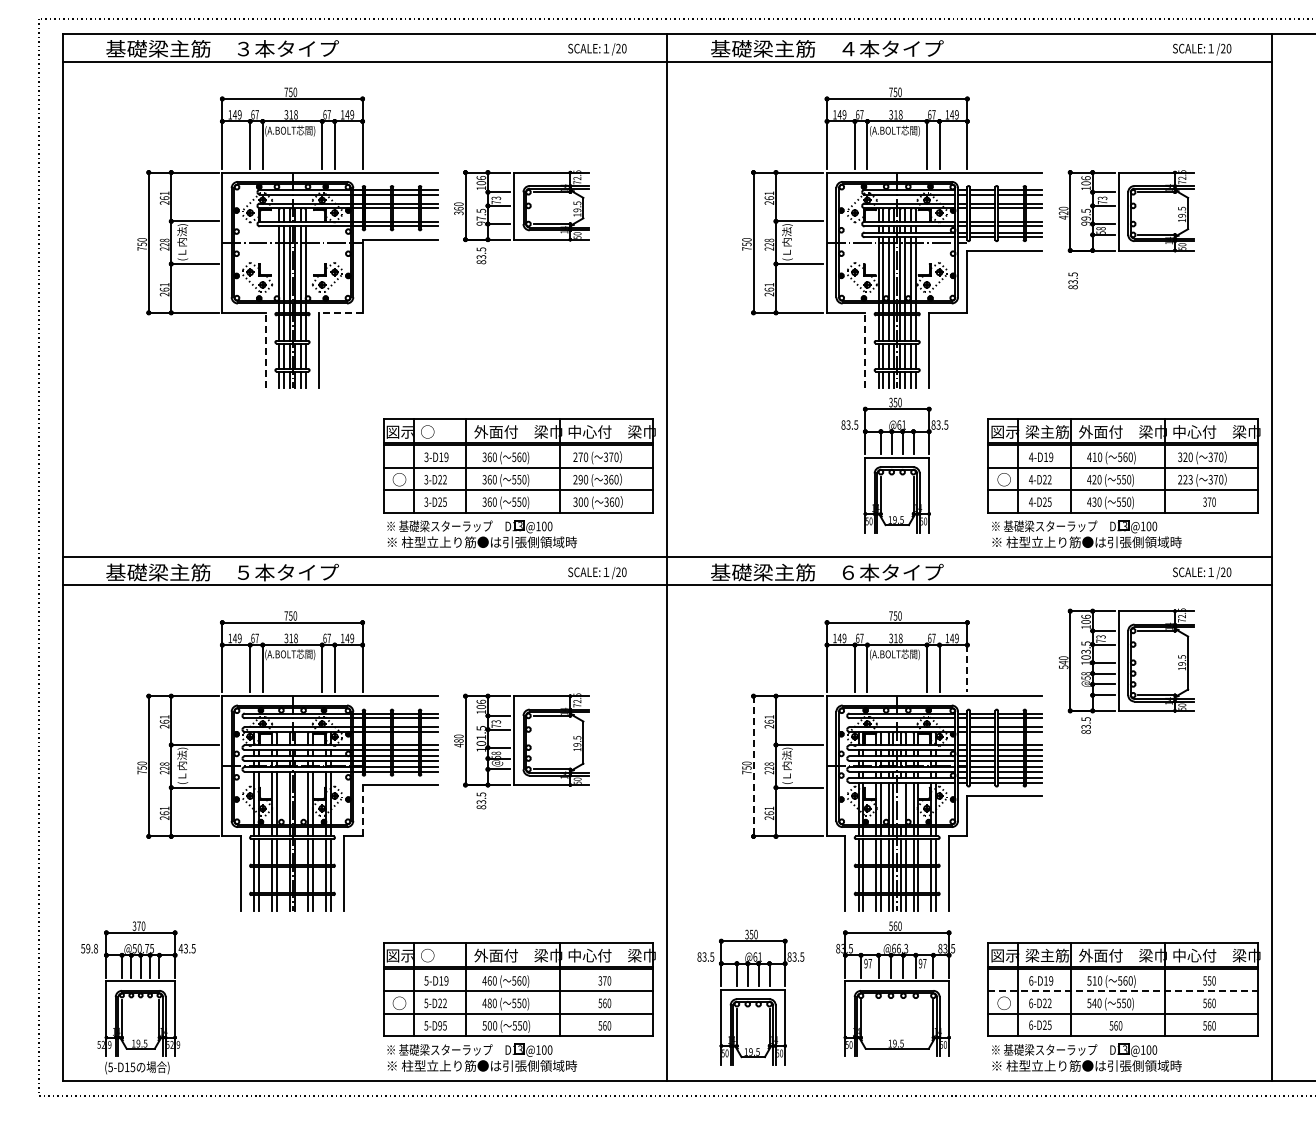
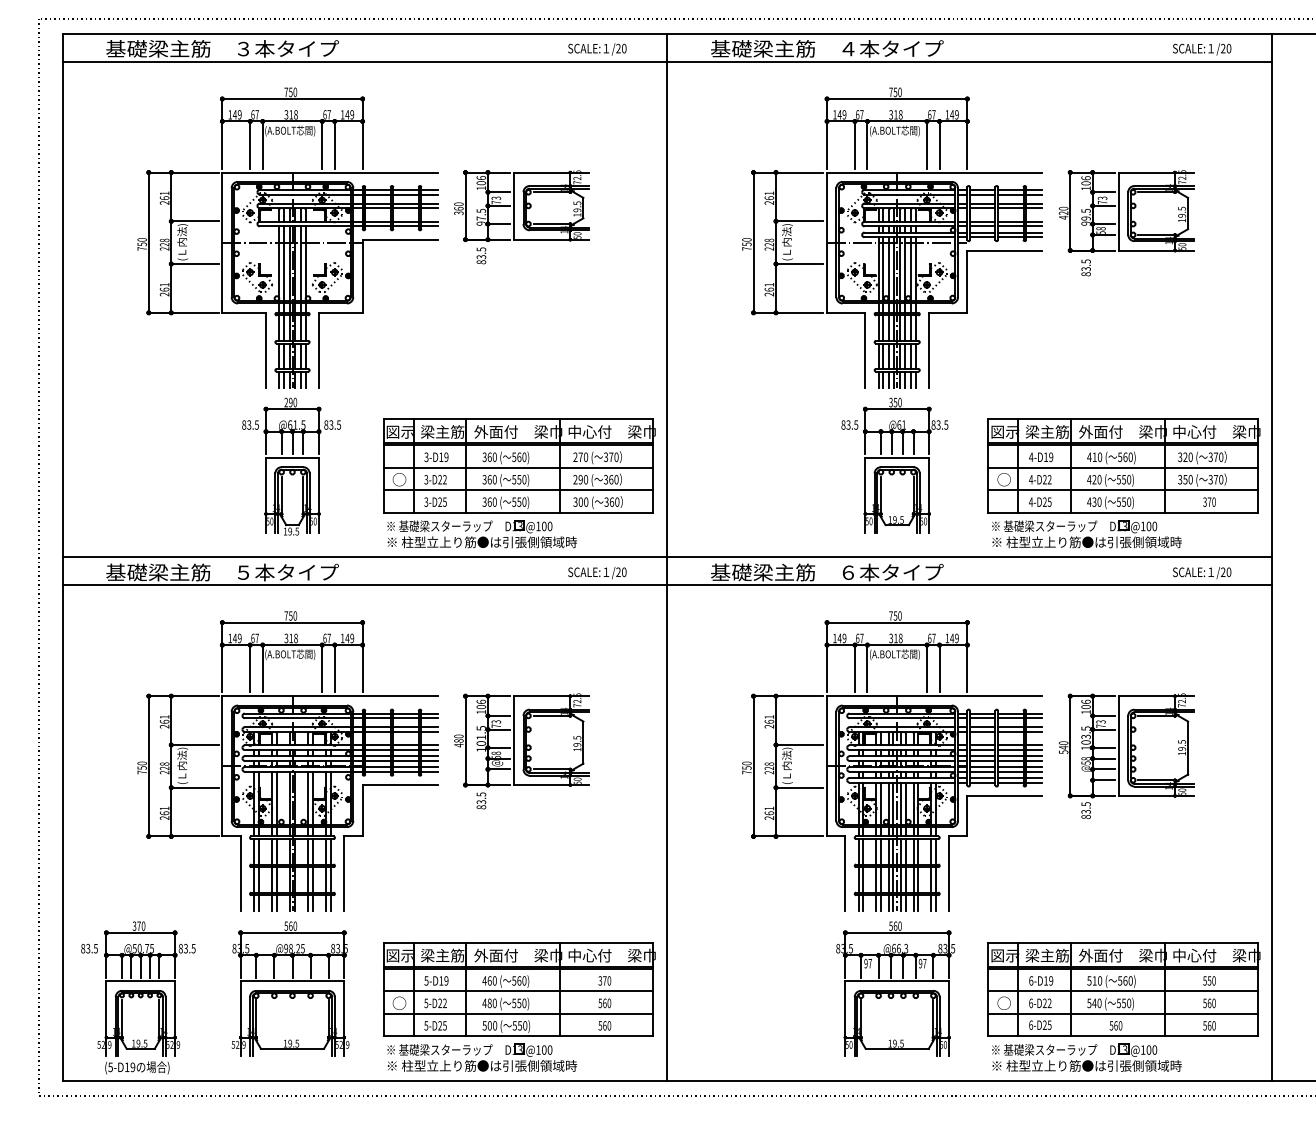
text position: (1072, 280) -> (1085, 267) (1085, 267)
line: dashed -> solid (340, 312)
line: dashed -> solid (266, 349)
line: dashed -> solid (865, 349)
text: ○ -> 梁主筋 (442, 431)
part: none -> present (291, 466)
text: 223 -> 350 (1185, 479)
line: dashed -> solid (967, 668)
part position: (1126, 670) -> (1126, 755) (1126, 755)
line: dashed -> solid (753, 766)
line: none -> present (901, 803)
line: dashed -> solid (362, 810)
text: 59.8 -> 83.5 (89, 948)
text: 43.5 -> 83.5 (180, 948)
text: ○ -> 梁主筋 (442, 955)
part: none -> present (290, 988)
line: dashed -> solid (1123, 991)
part: present -> none (750, 997)
text: 5-D95 -> 5-D25 (440, 1025)
text: (5-D15 -> (5-D19 (132, 1066)
